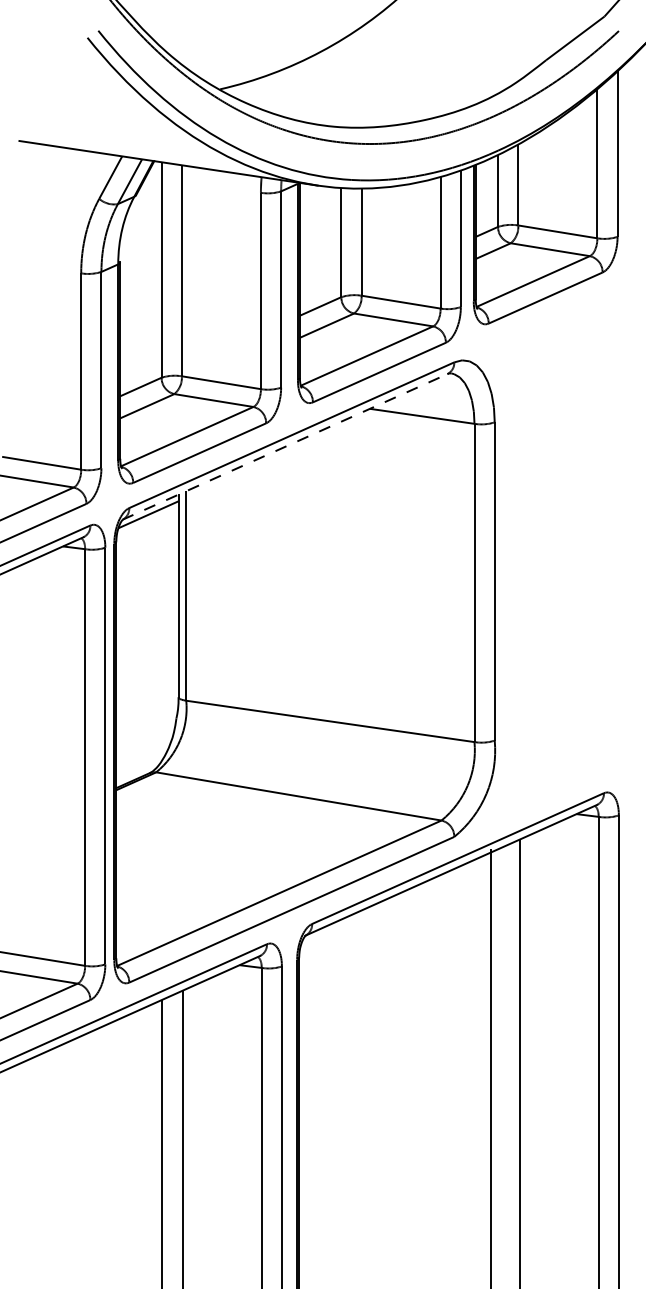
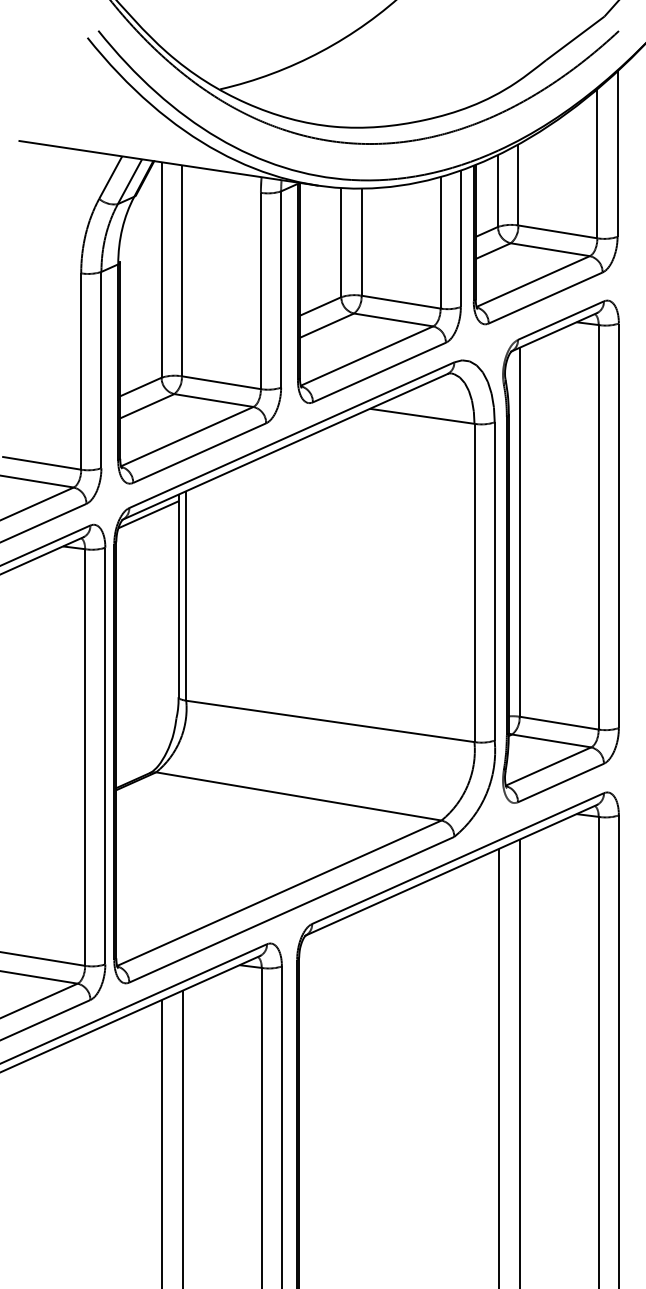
line: dashed -> solid (285, 446)
part: none -> present (560, 551)
line position: (491, 1066) -> (499, 1066) (499, 1066)
